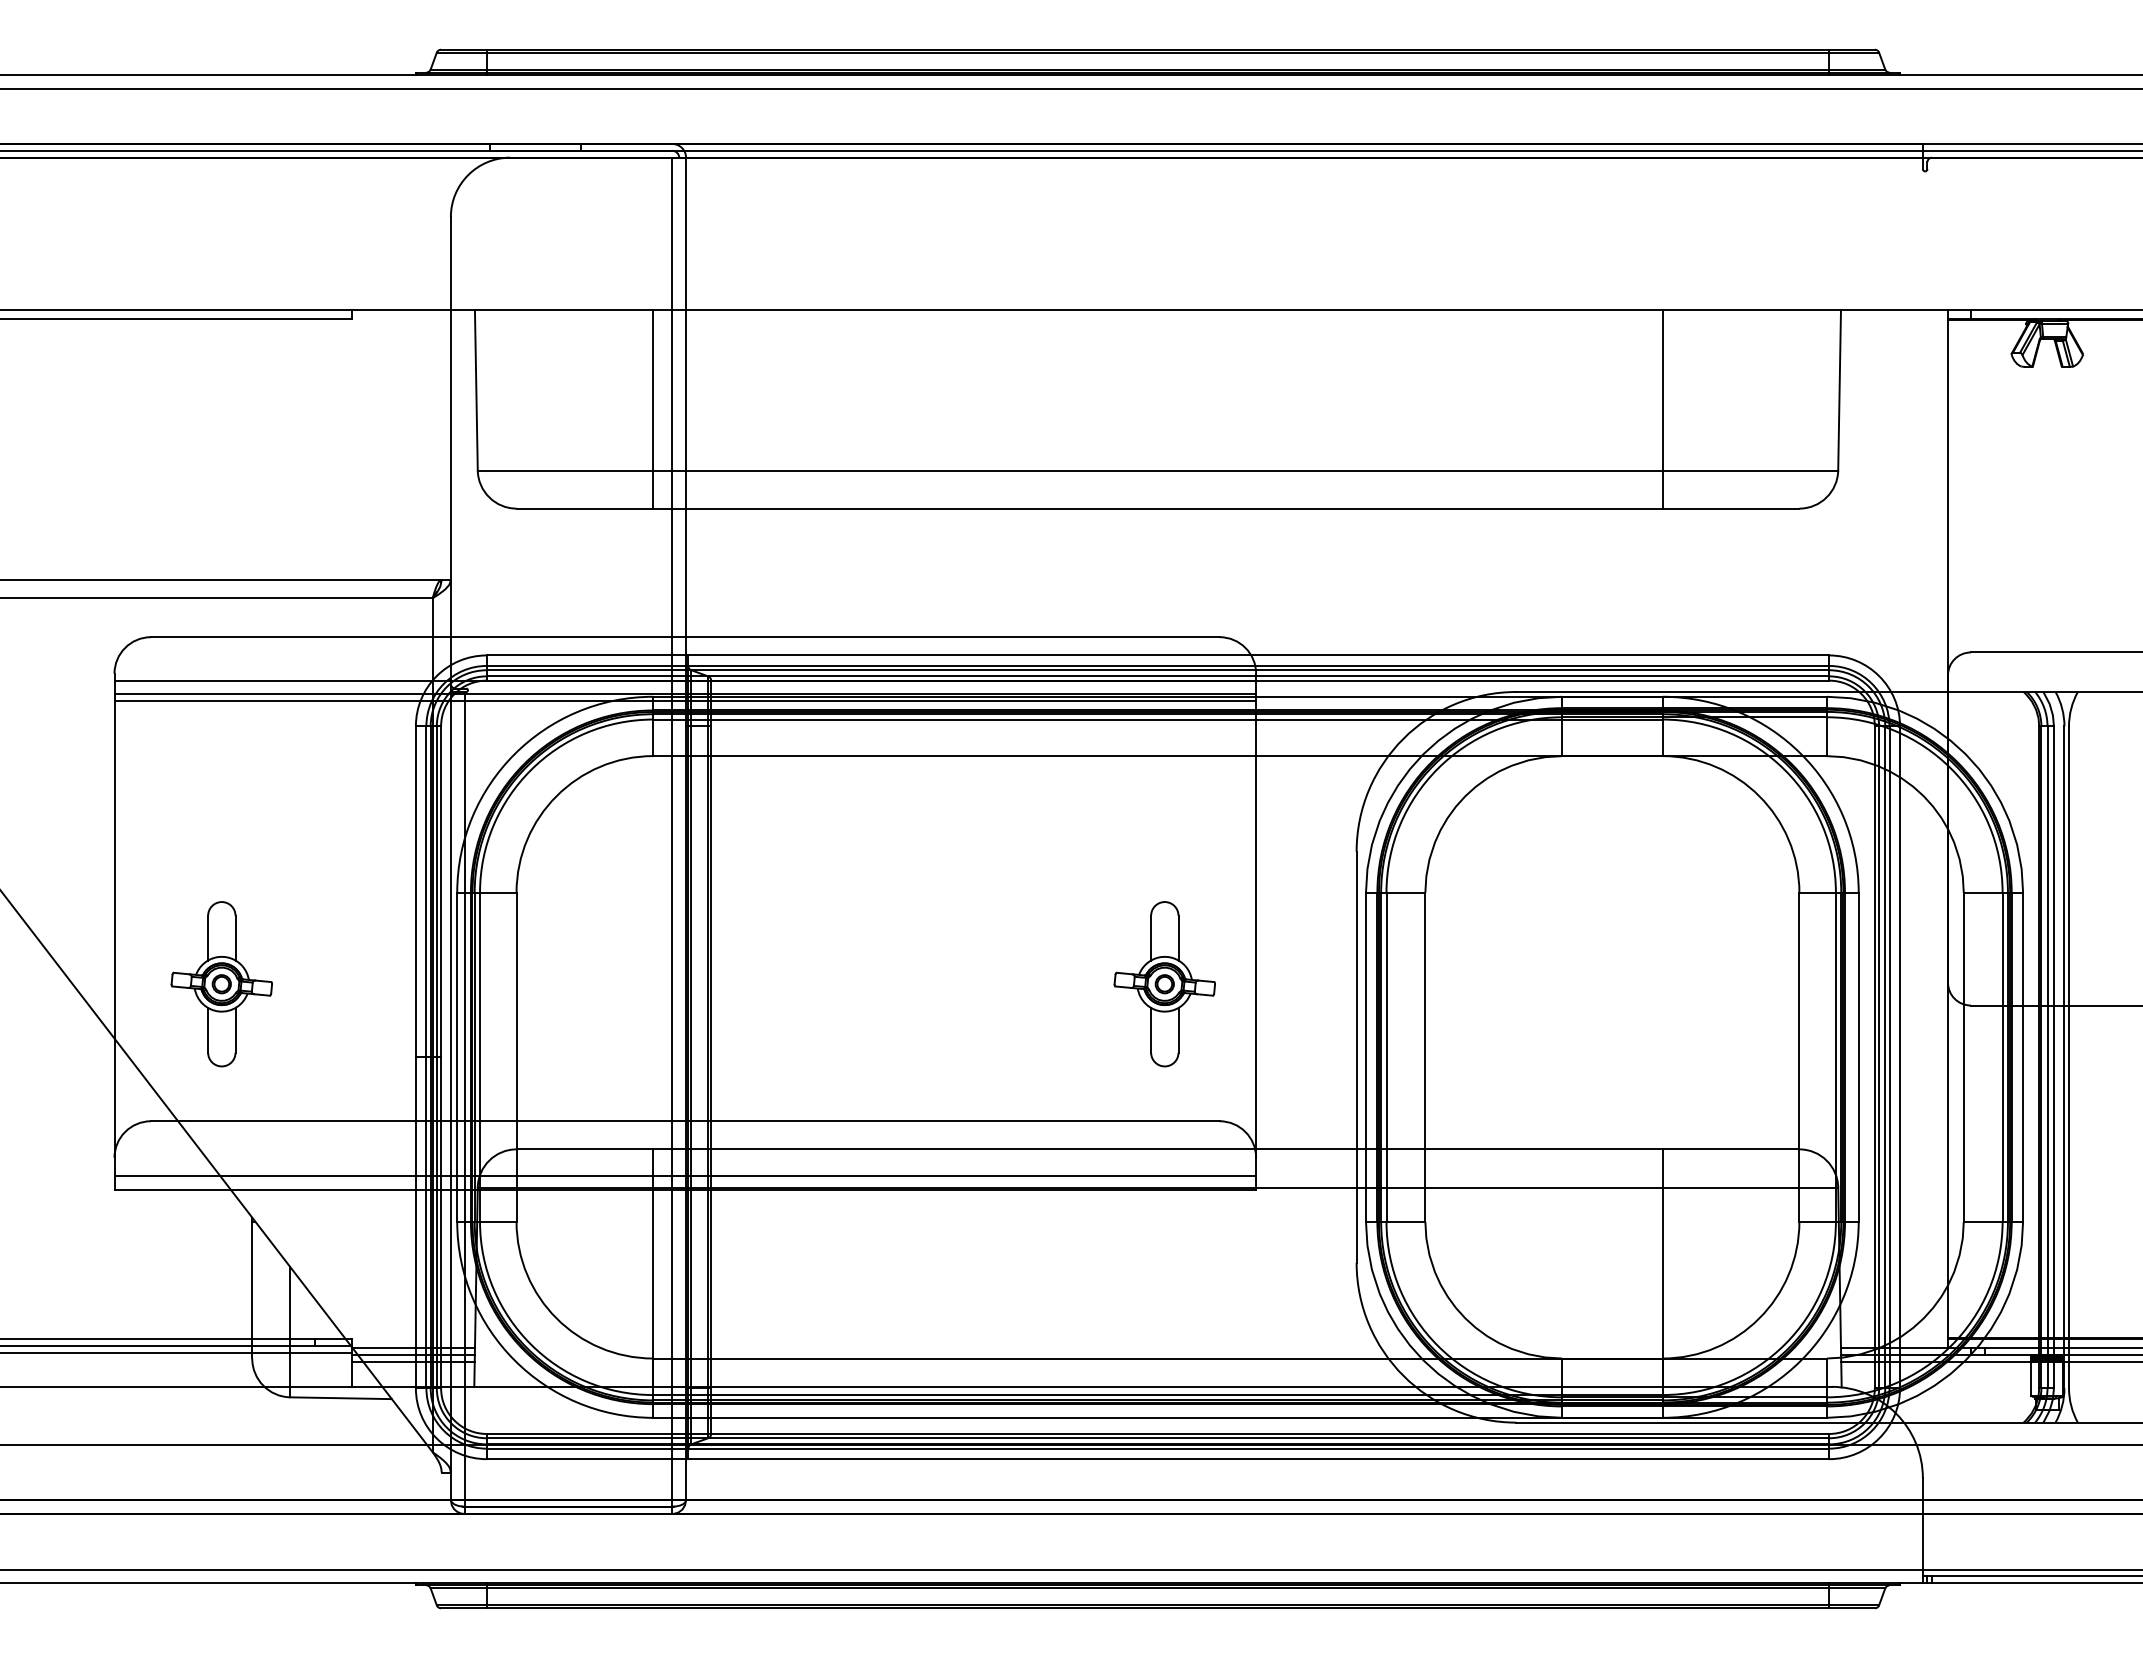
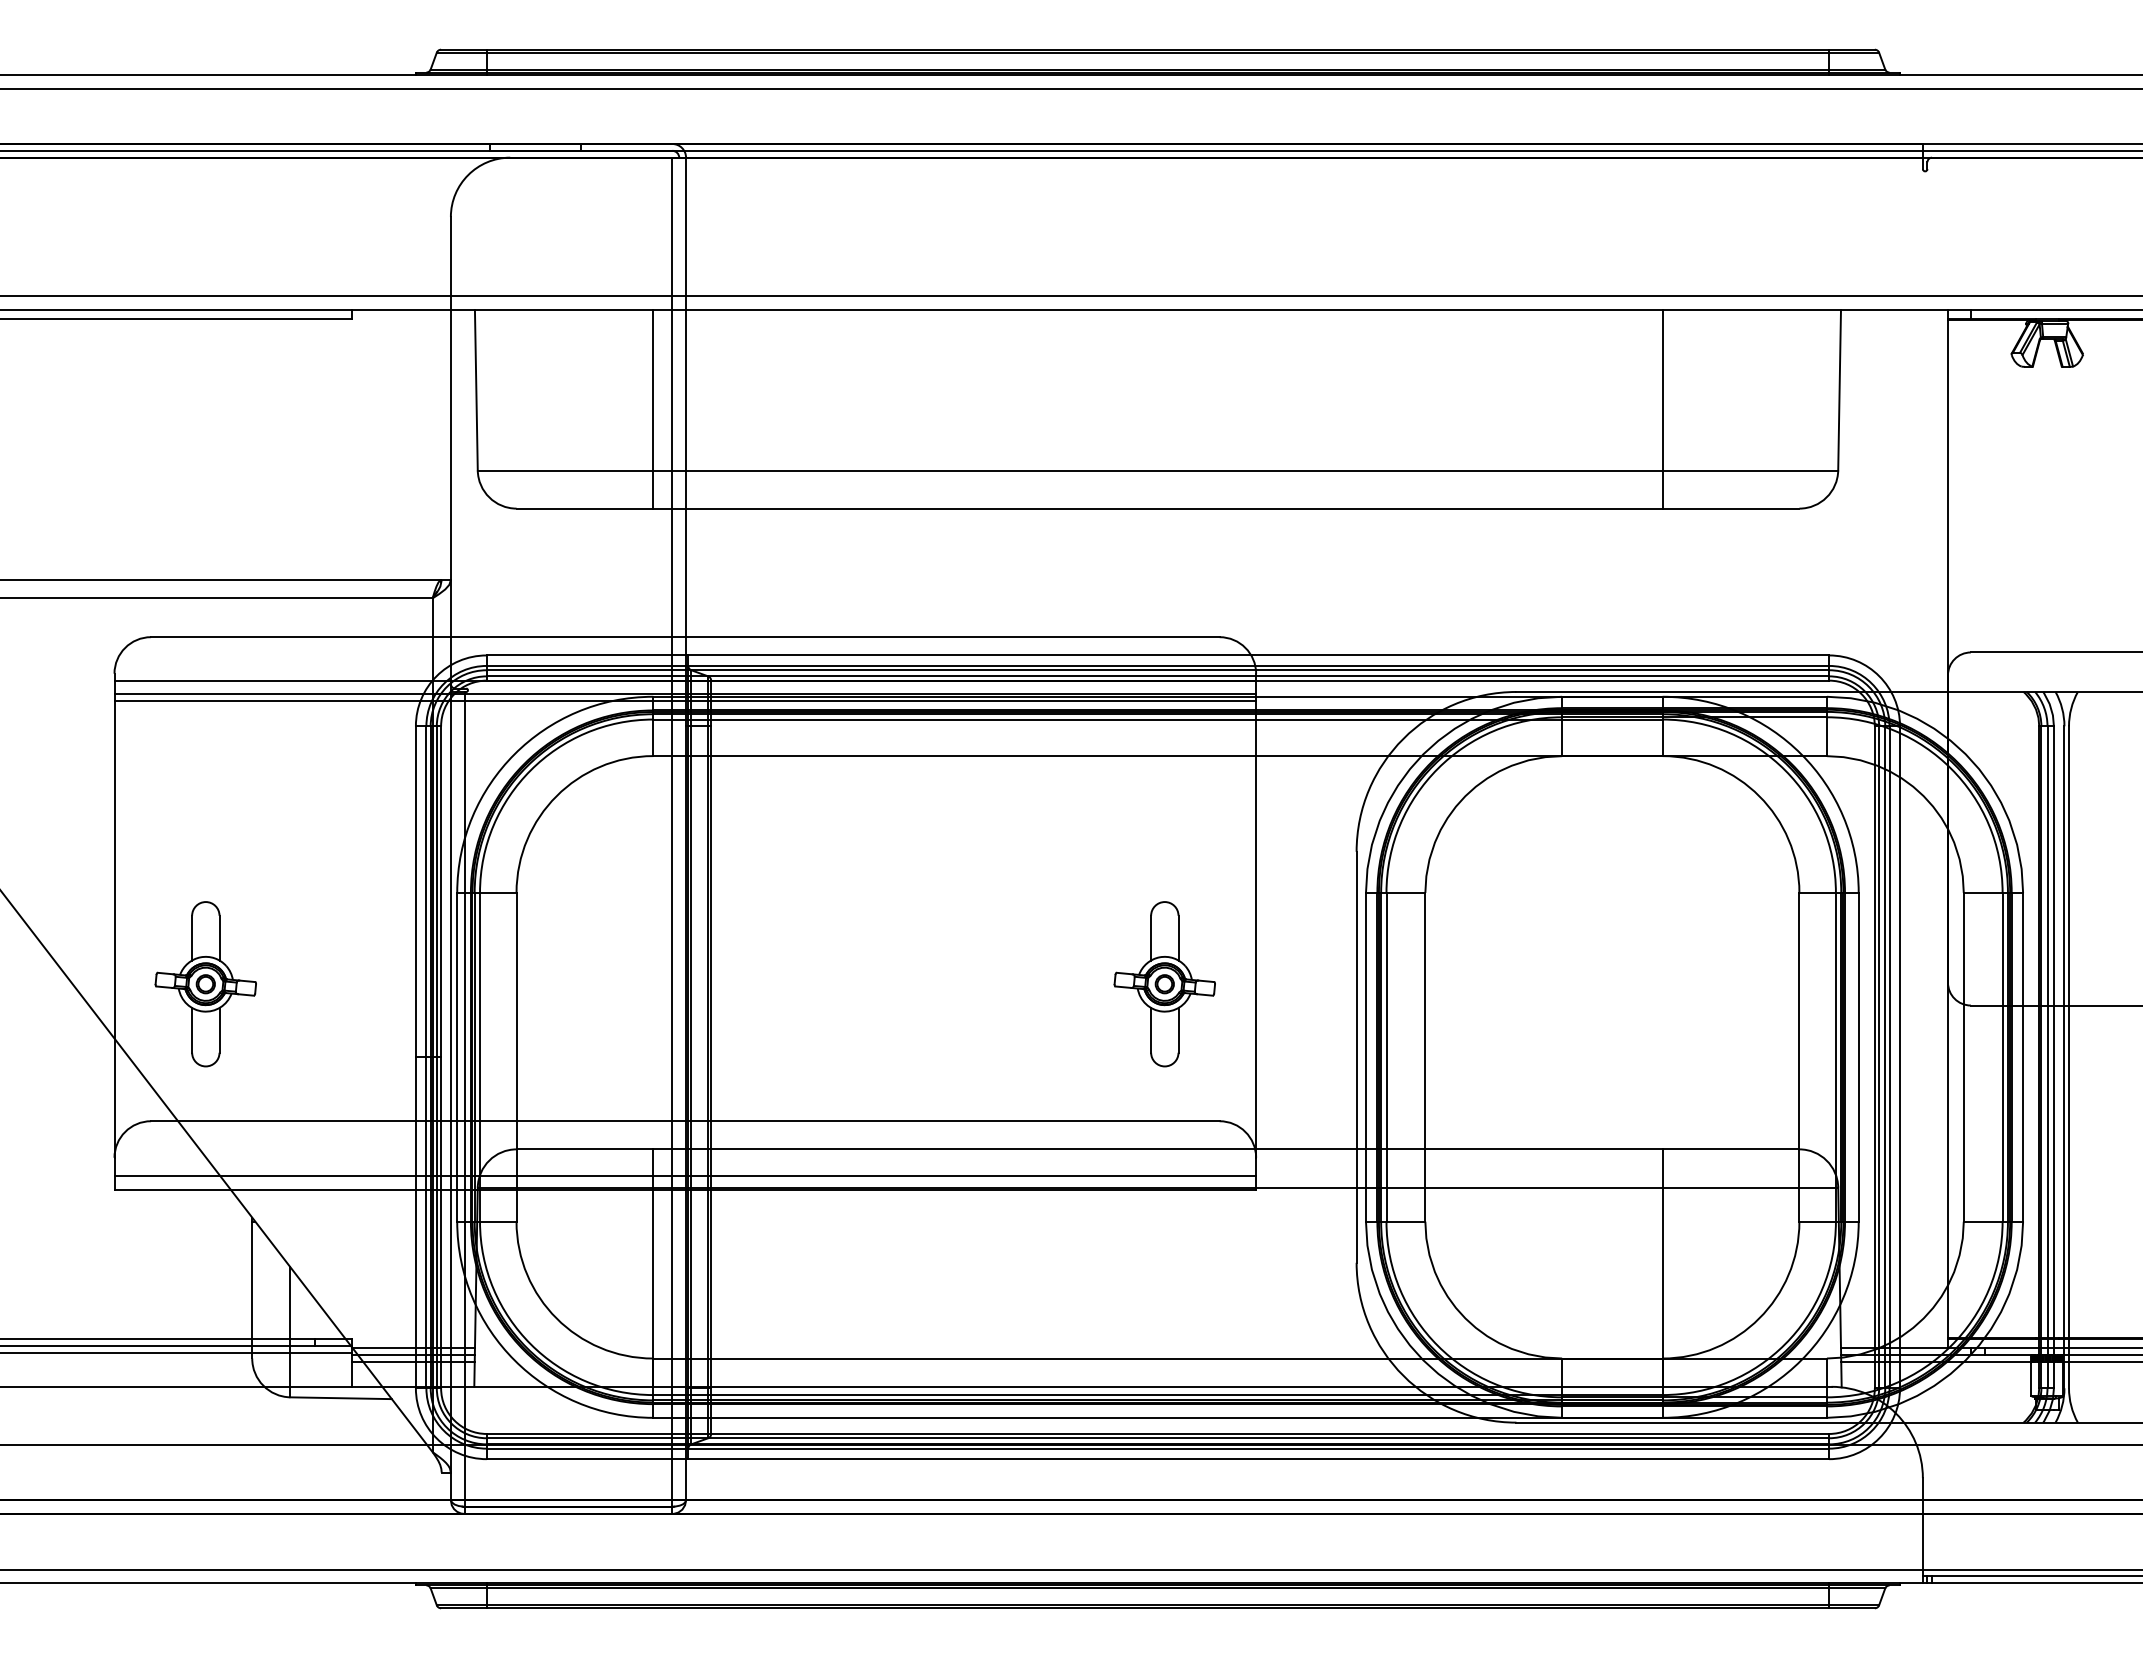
line: none -> present (1070, 296)
part position: (221, 984) -> (205, 984) (205, 984)
